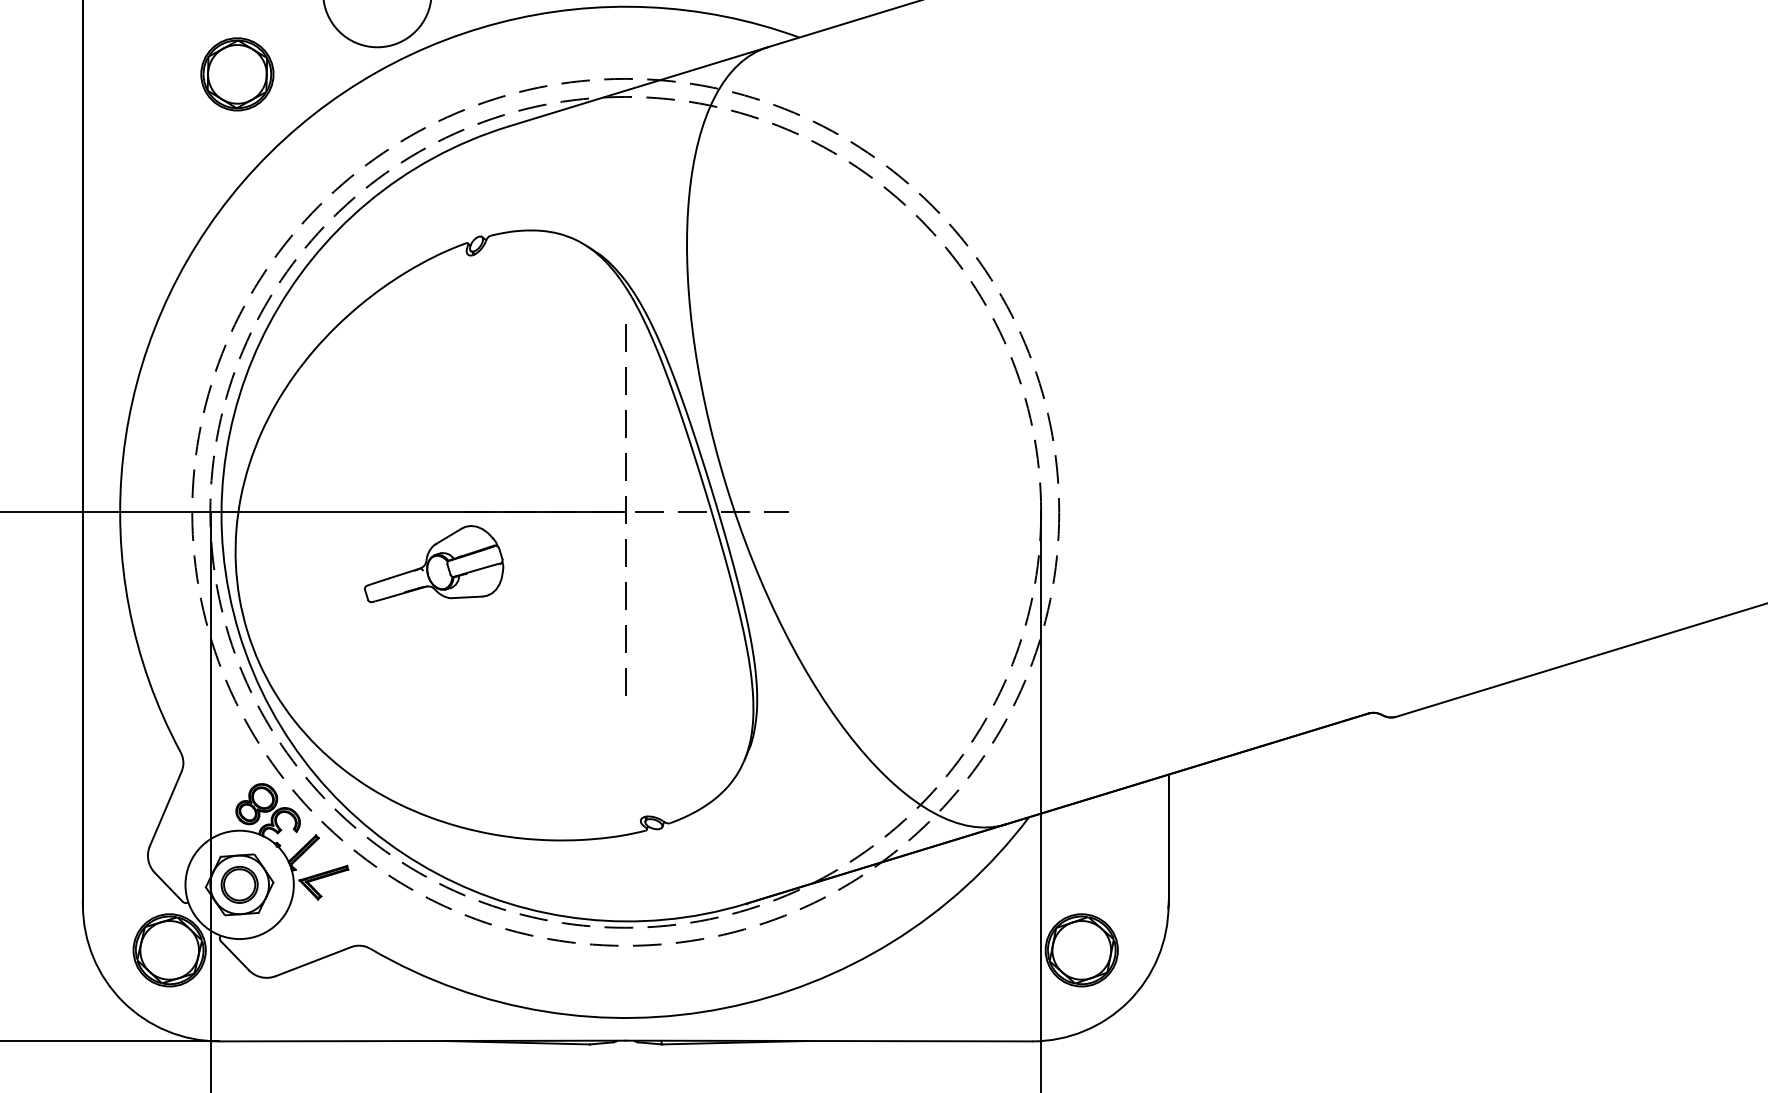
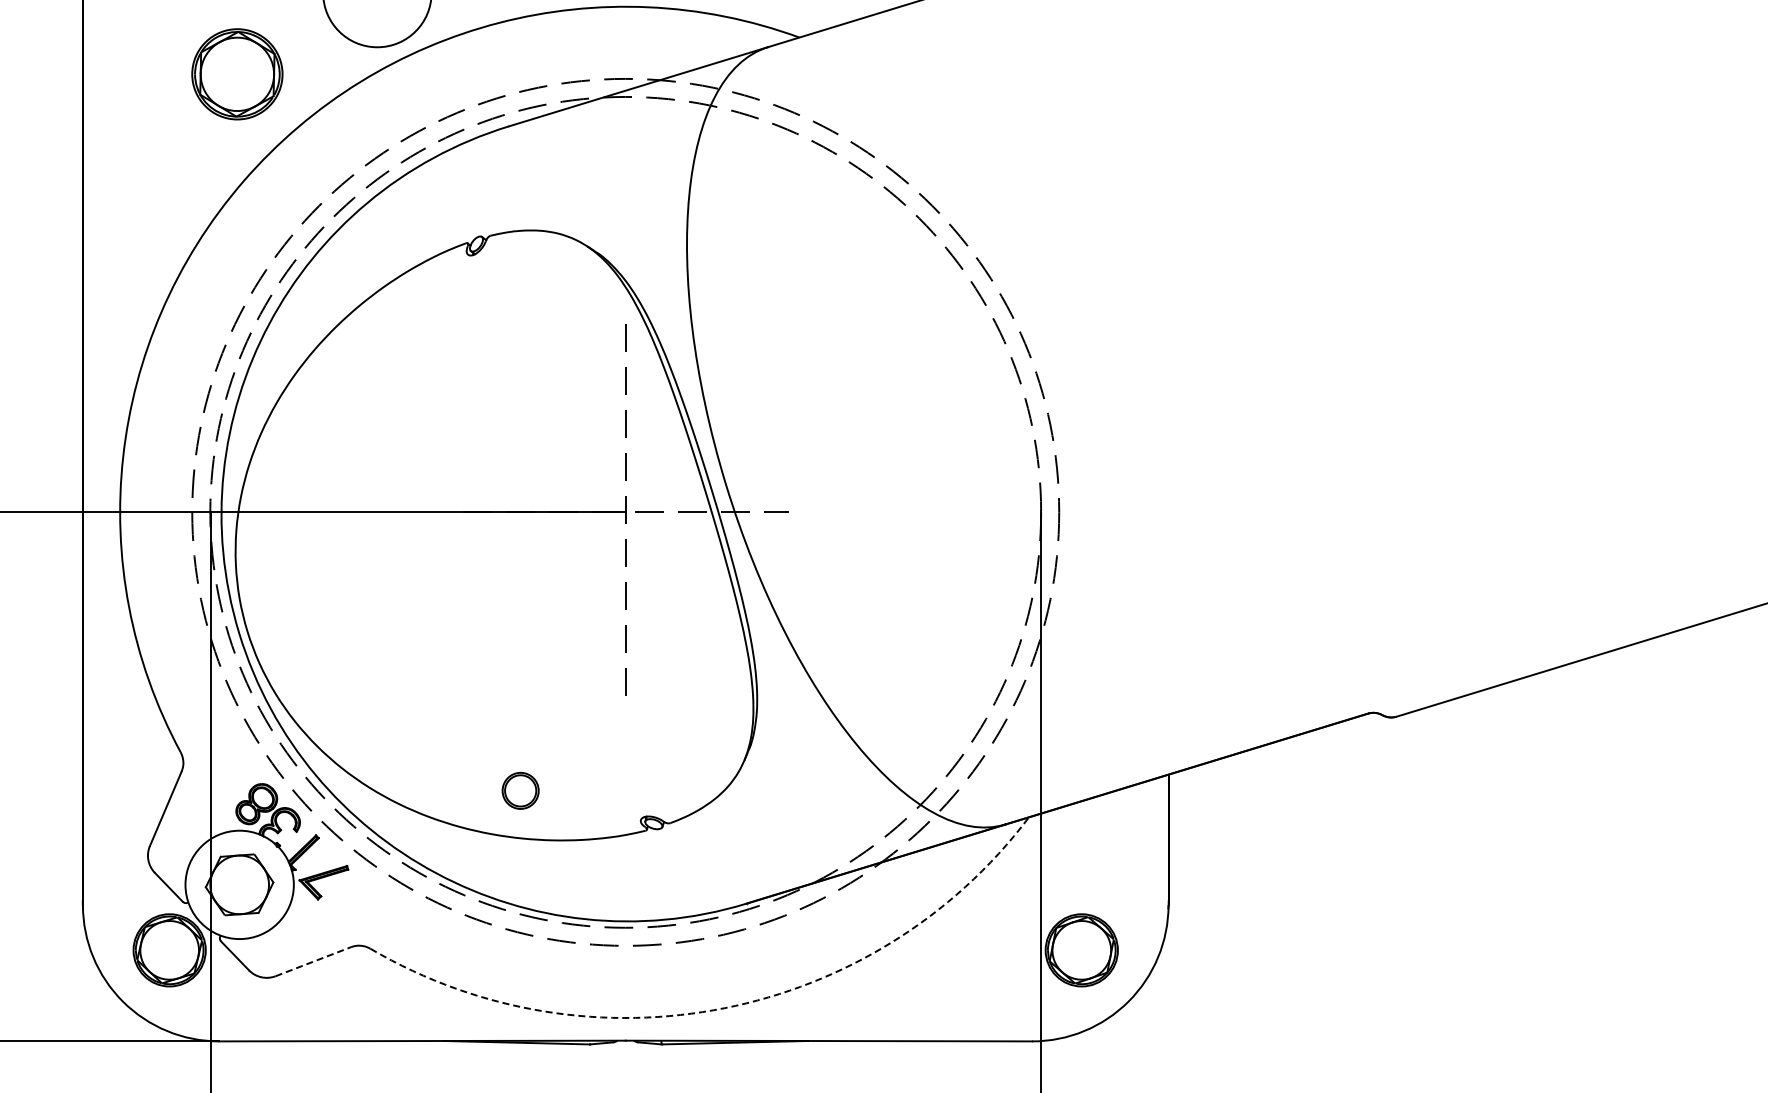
part size: 75x75 px -> 93x93 px (237, 74)
part: present -> none (434, 564)
part position: (239, 884) -> (520, 790) (520, 790)
line: solid -> dashed (313, 961)
arc: solid -> dashed (724, 1008)
